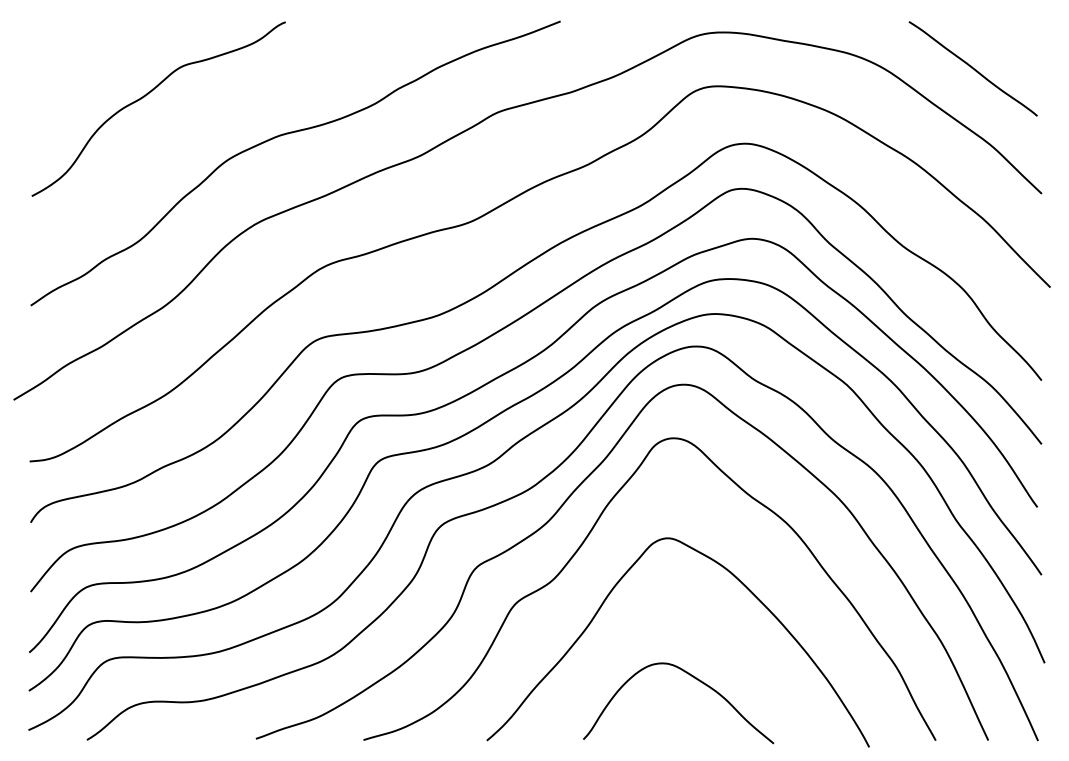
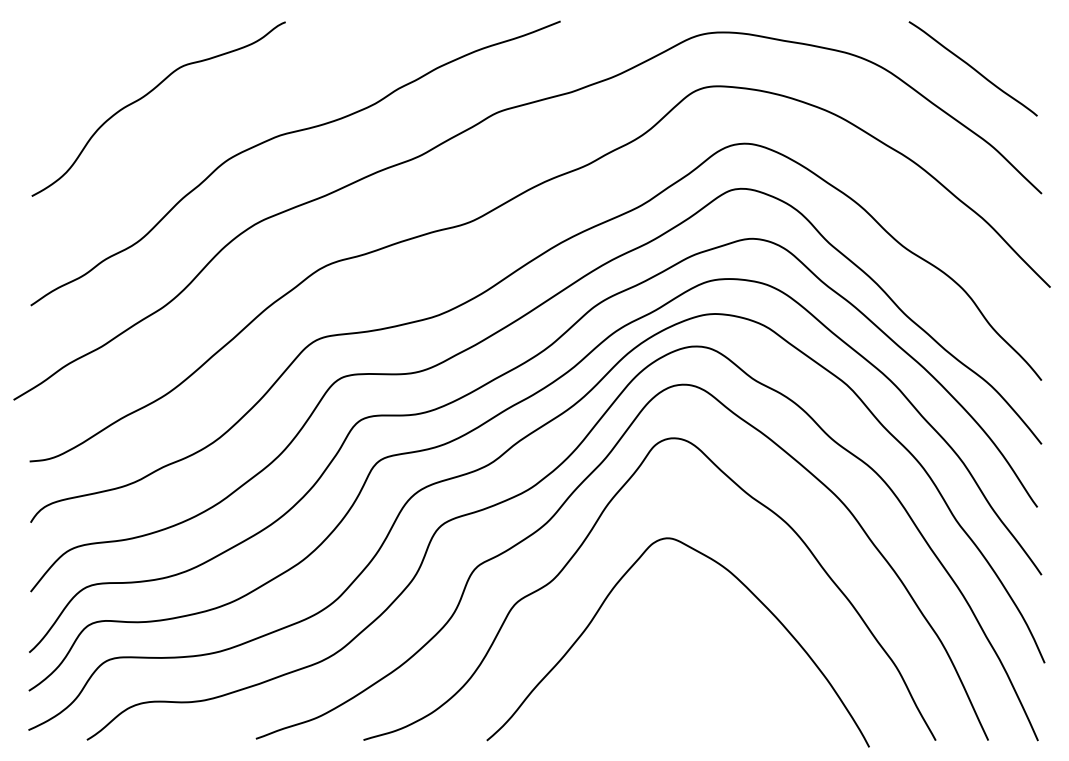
curve: present -> none (695, 679)
